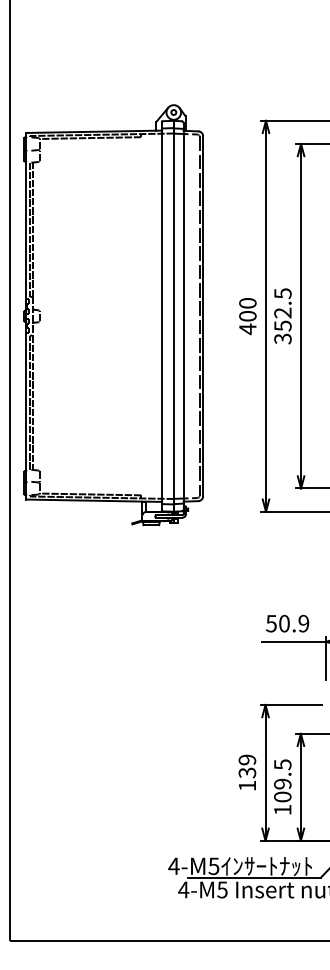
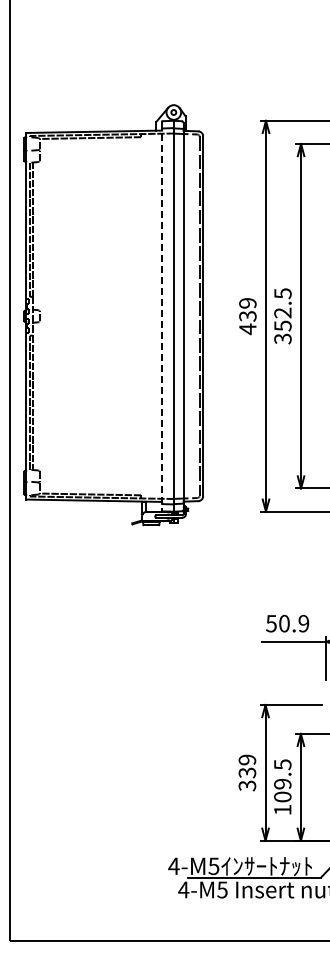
text: 400 -> 439 (247, 309)
line: solid -> dashed (162, 316)
text: 139 -> 339 (247, 785)
